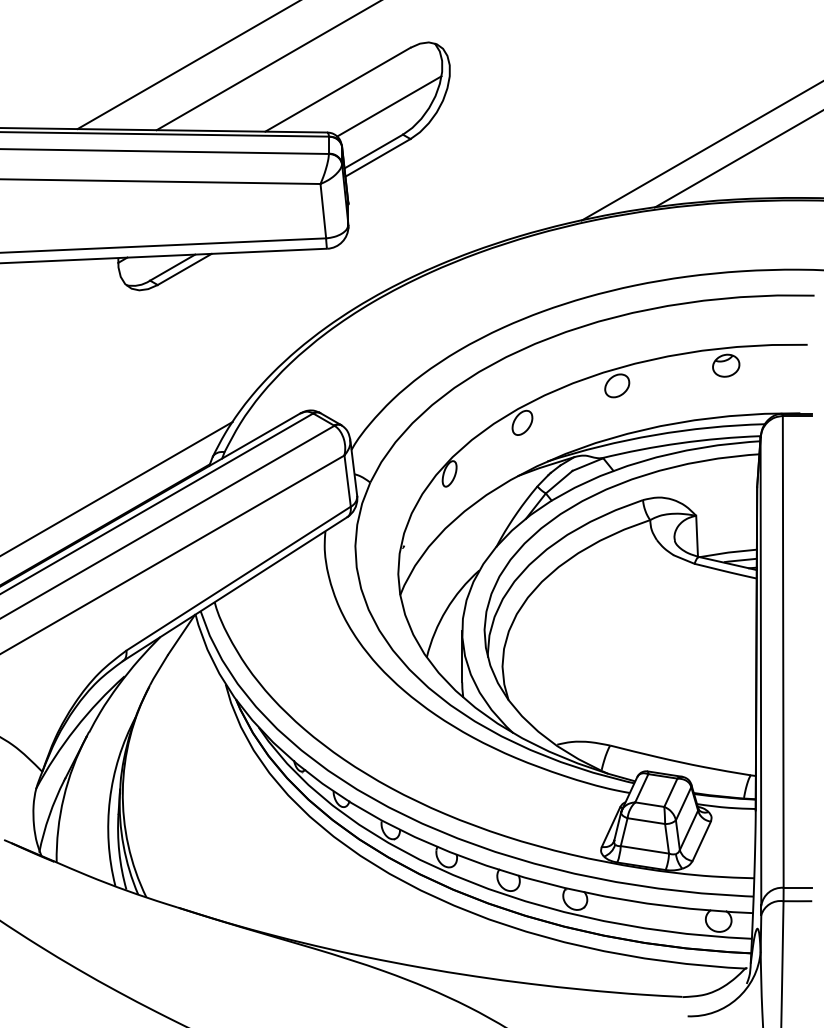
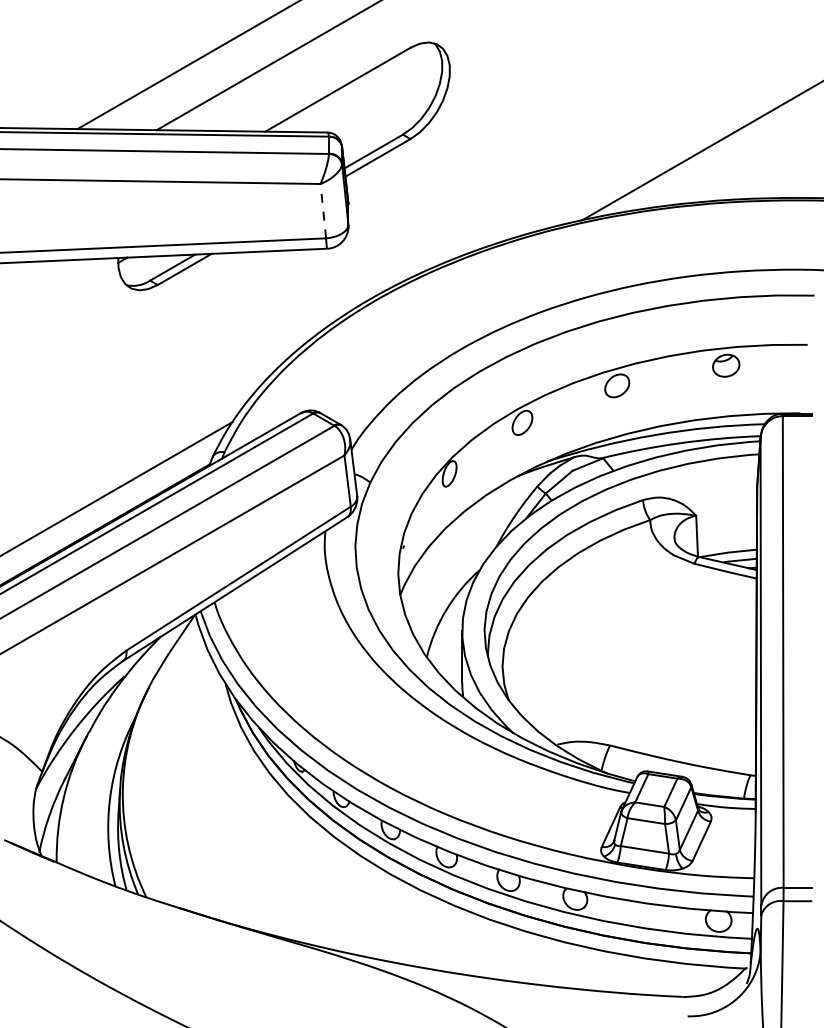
line: present -> none (389, 106)
line: present -> none (737, 159)
line: solid -> dashed (323, 210)
